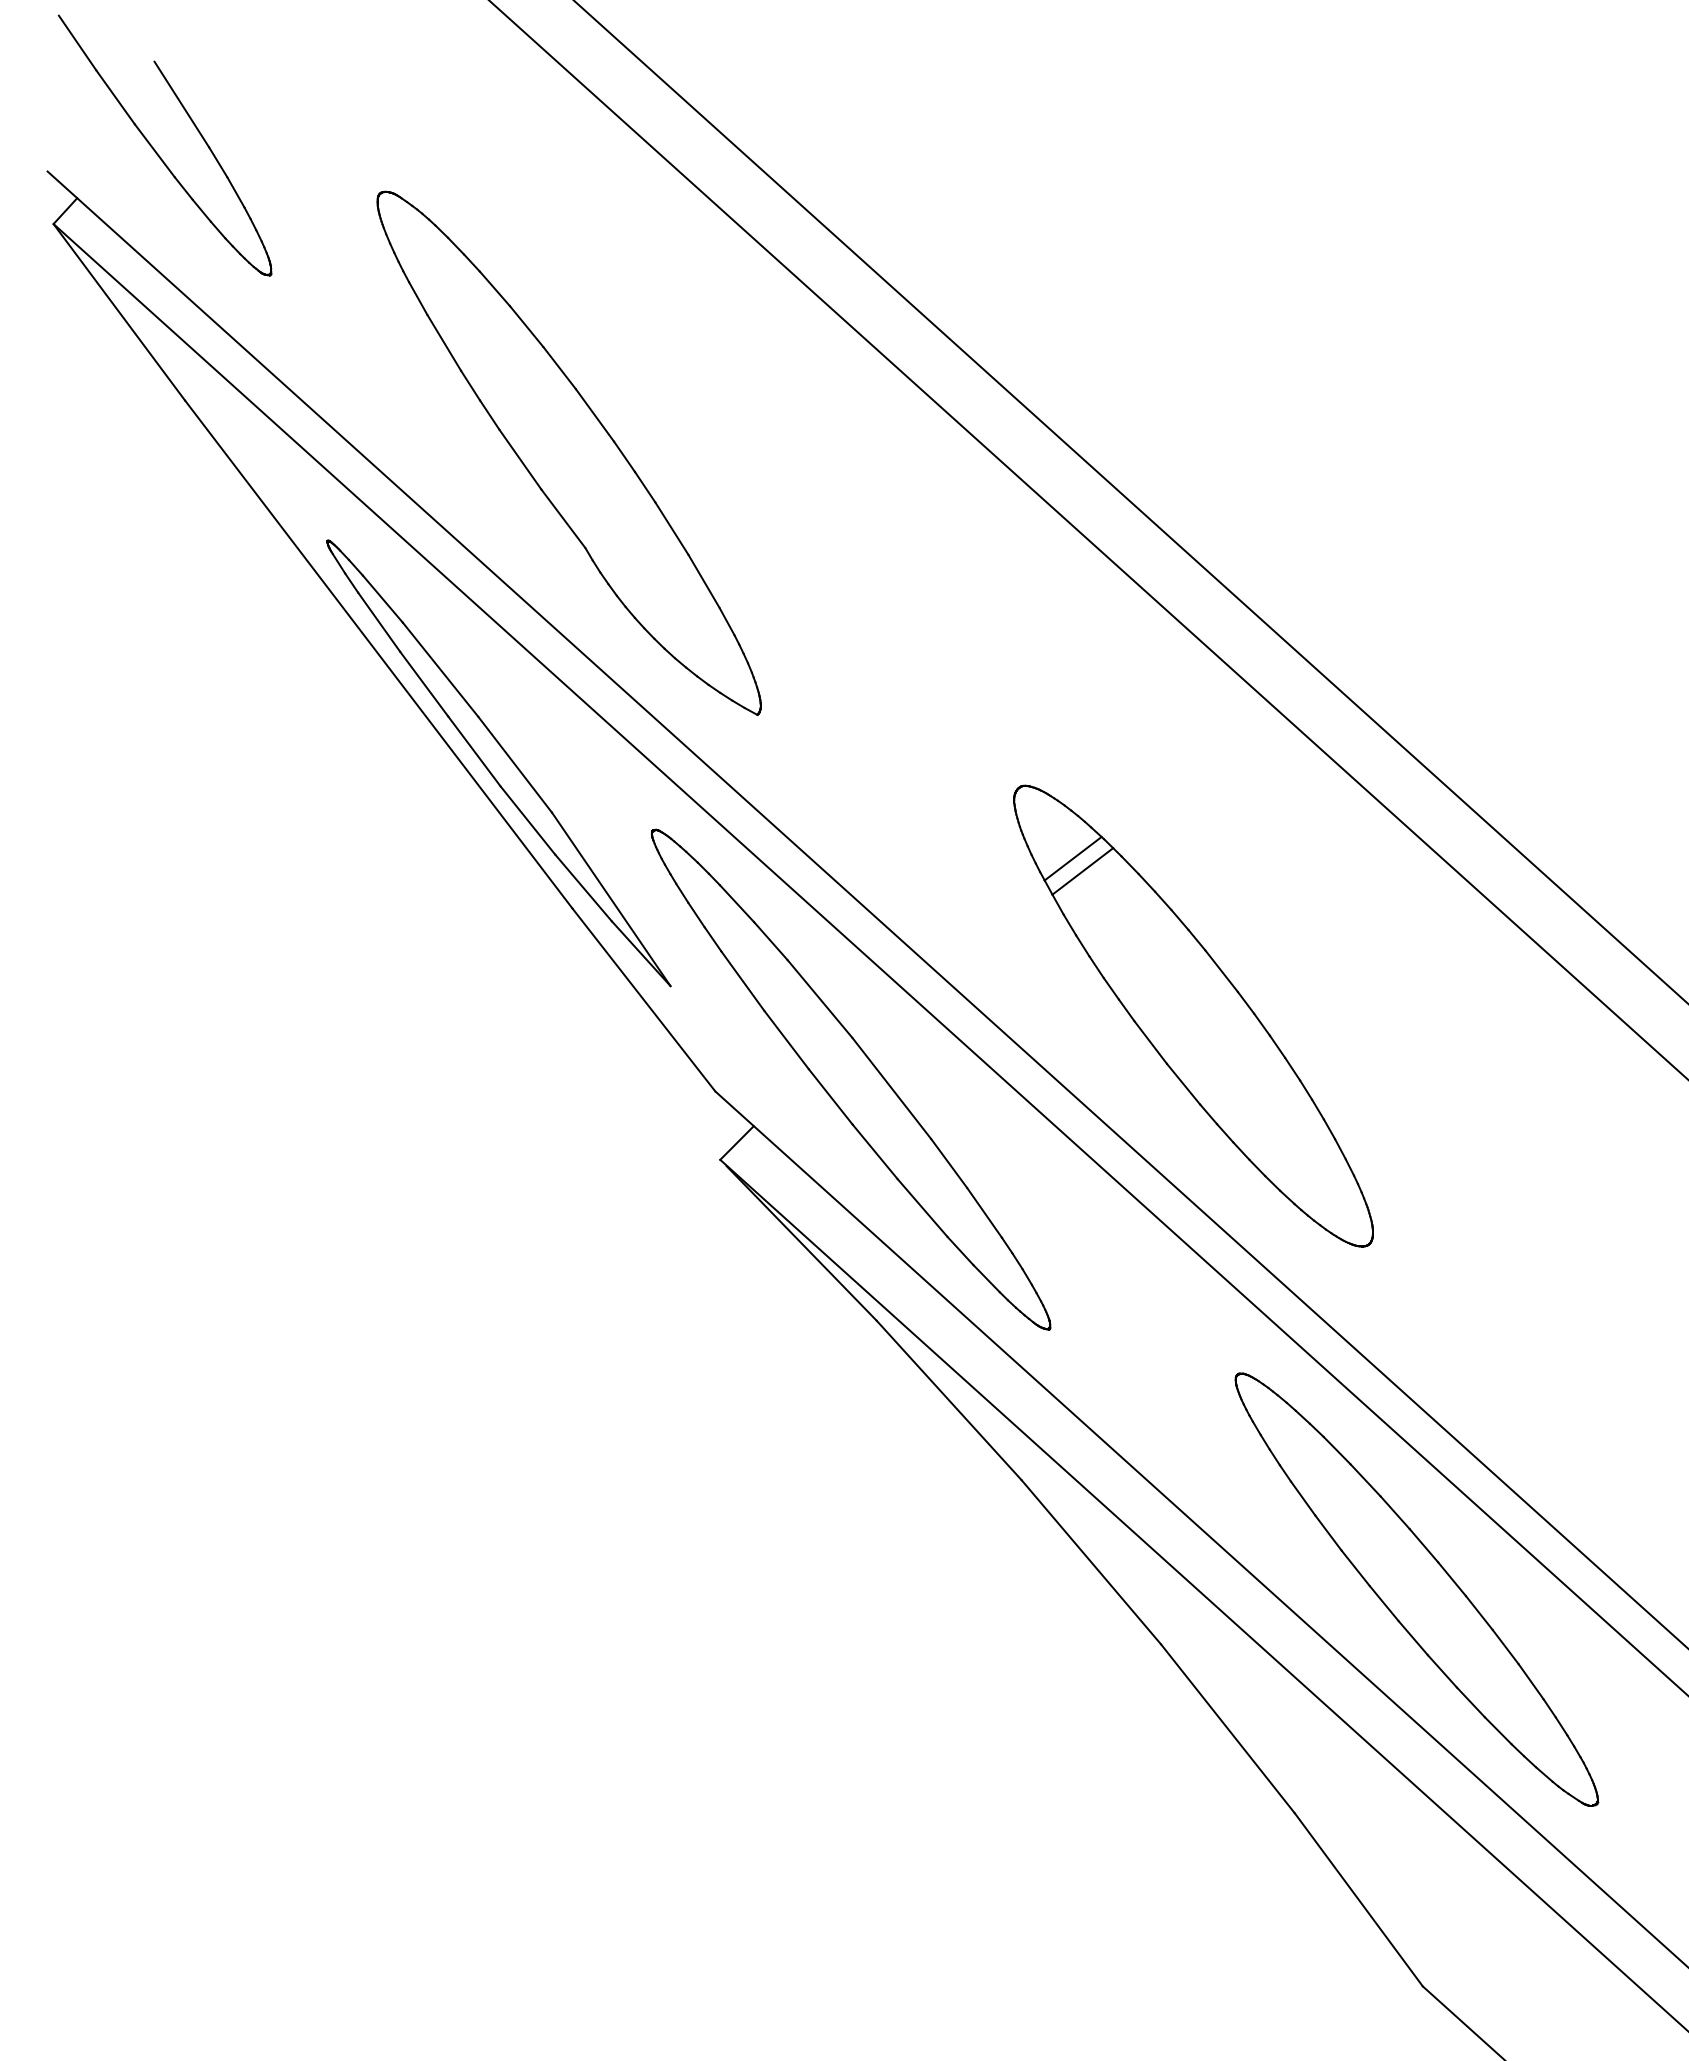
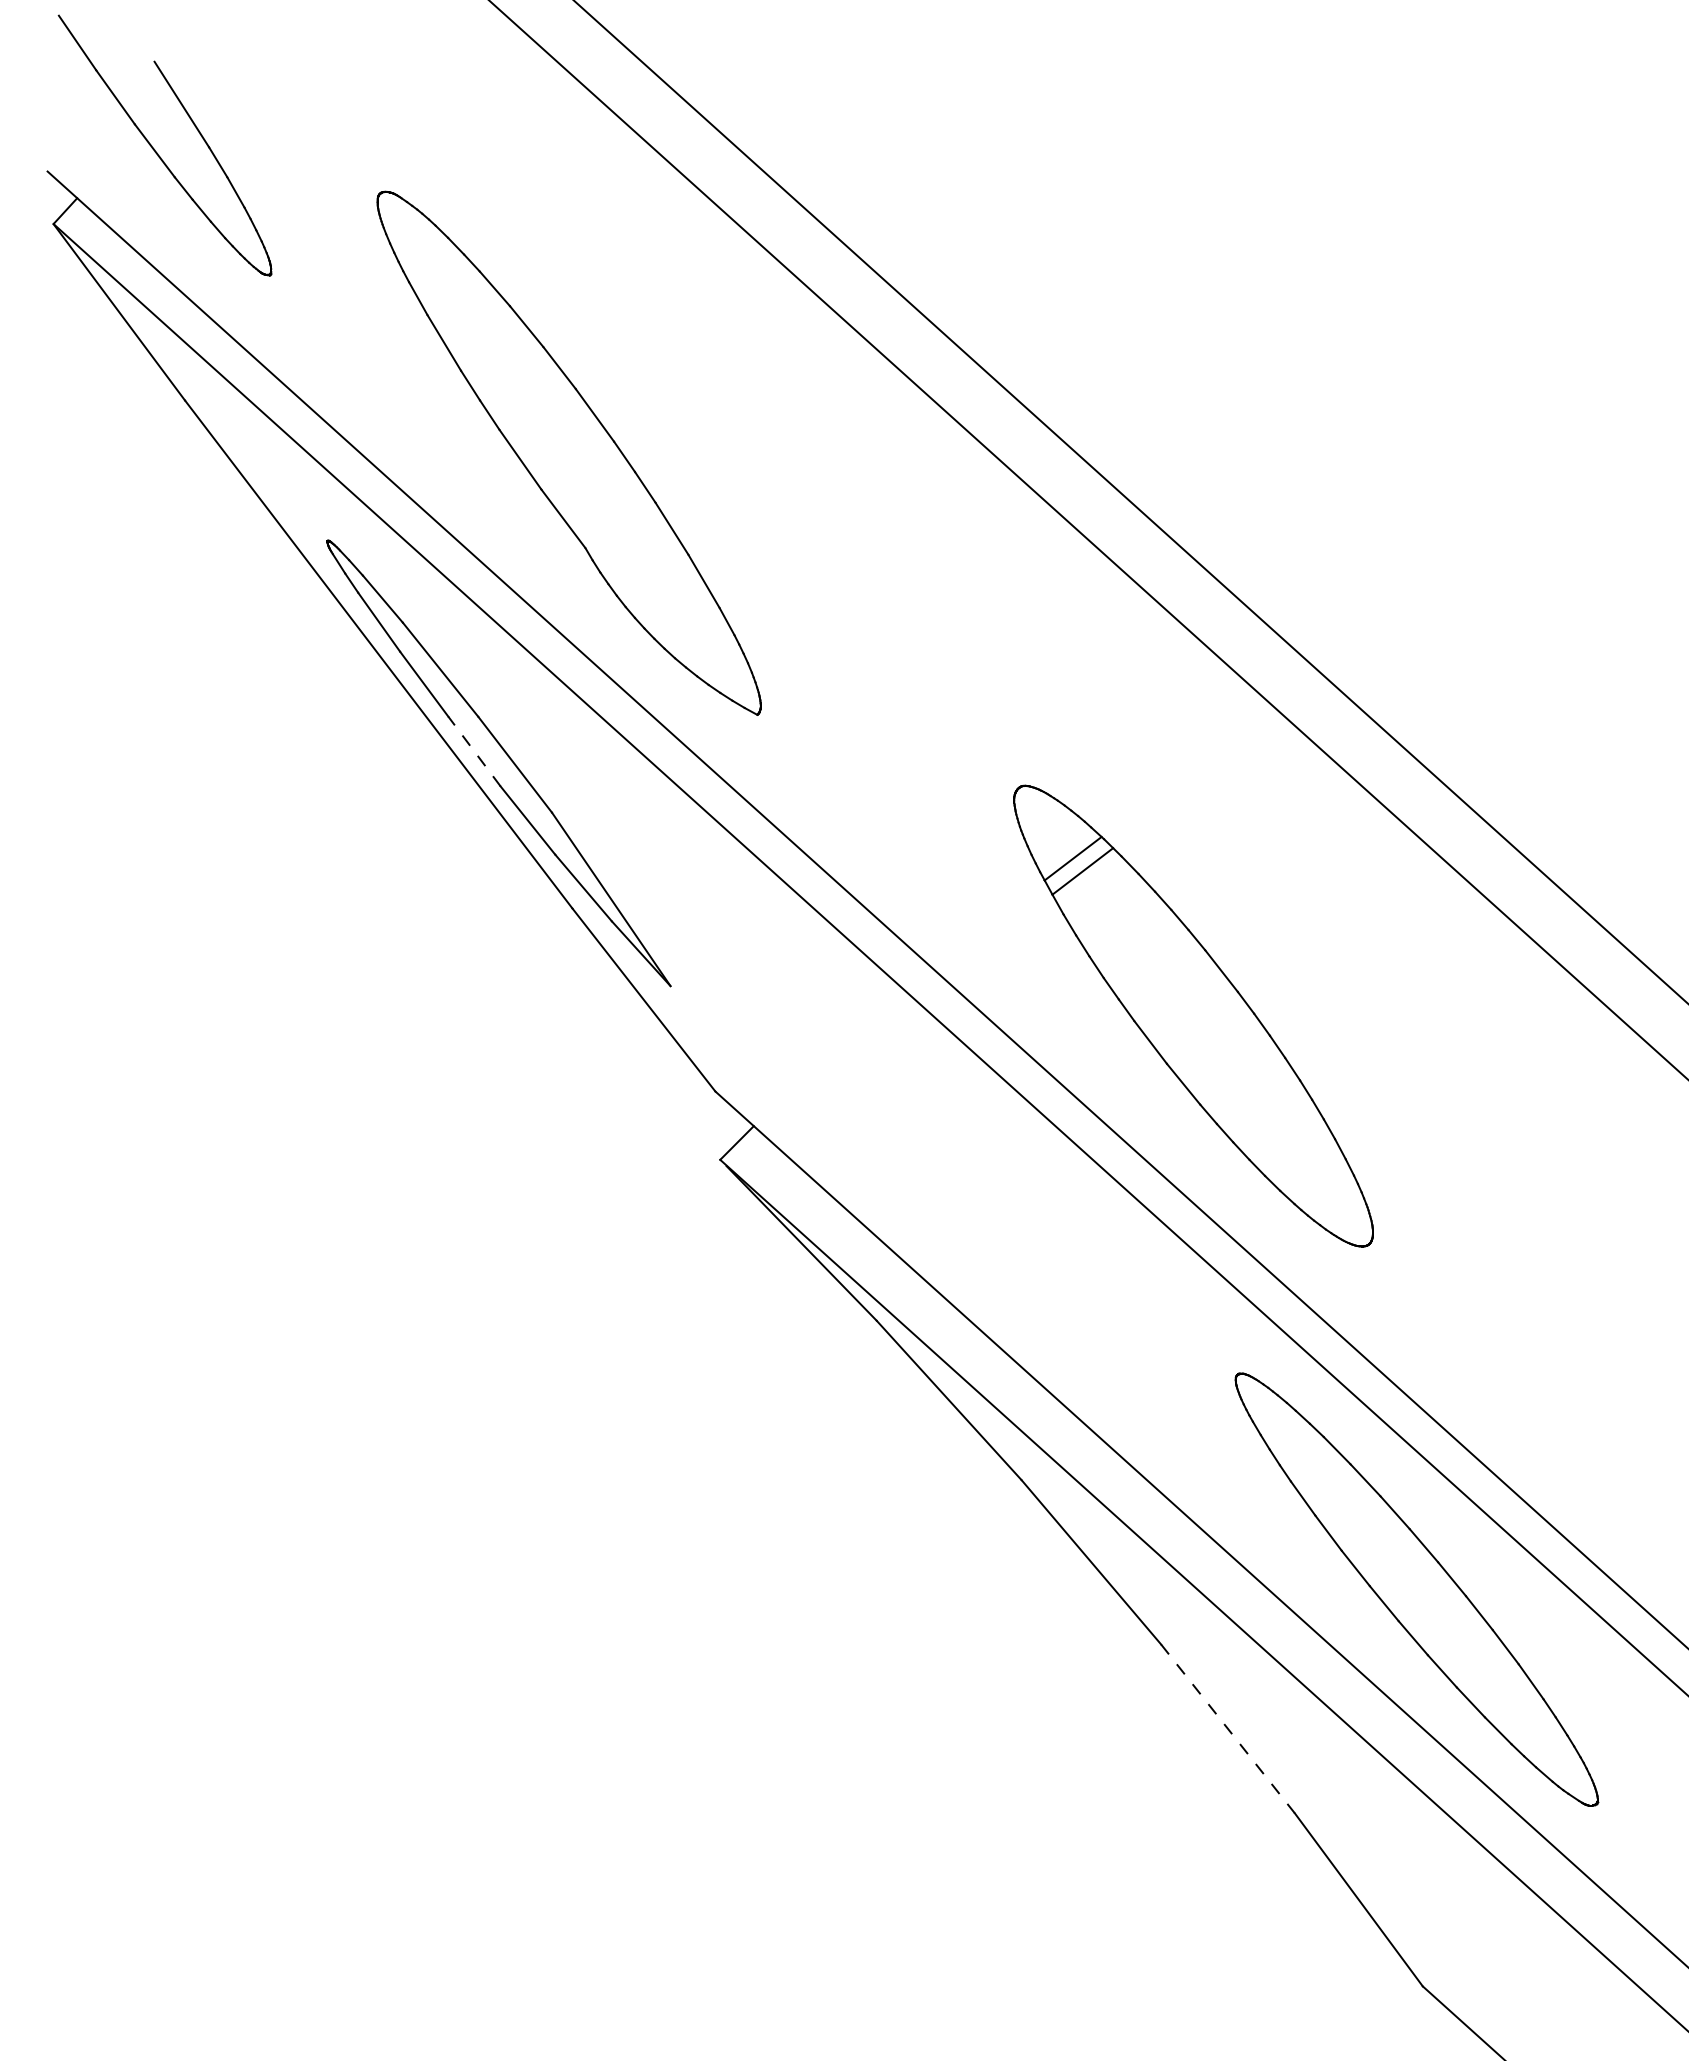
line: solid -> dashed (474, 751)
part: present -> none (851, 1079)
line: solid -> dashed (1227, 1728)
